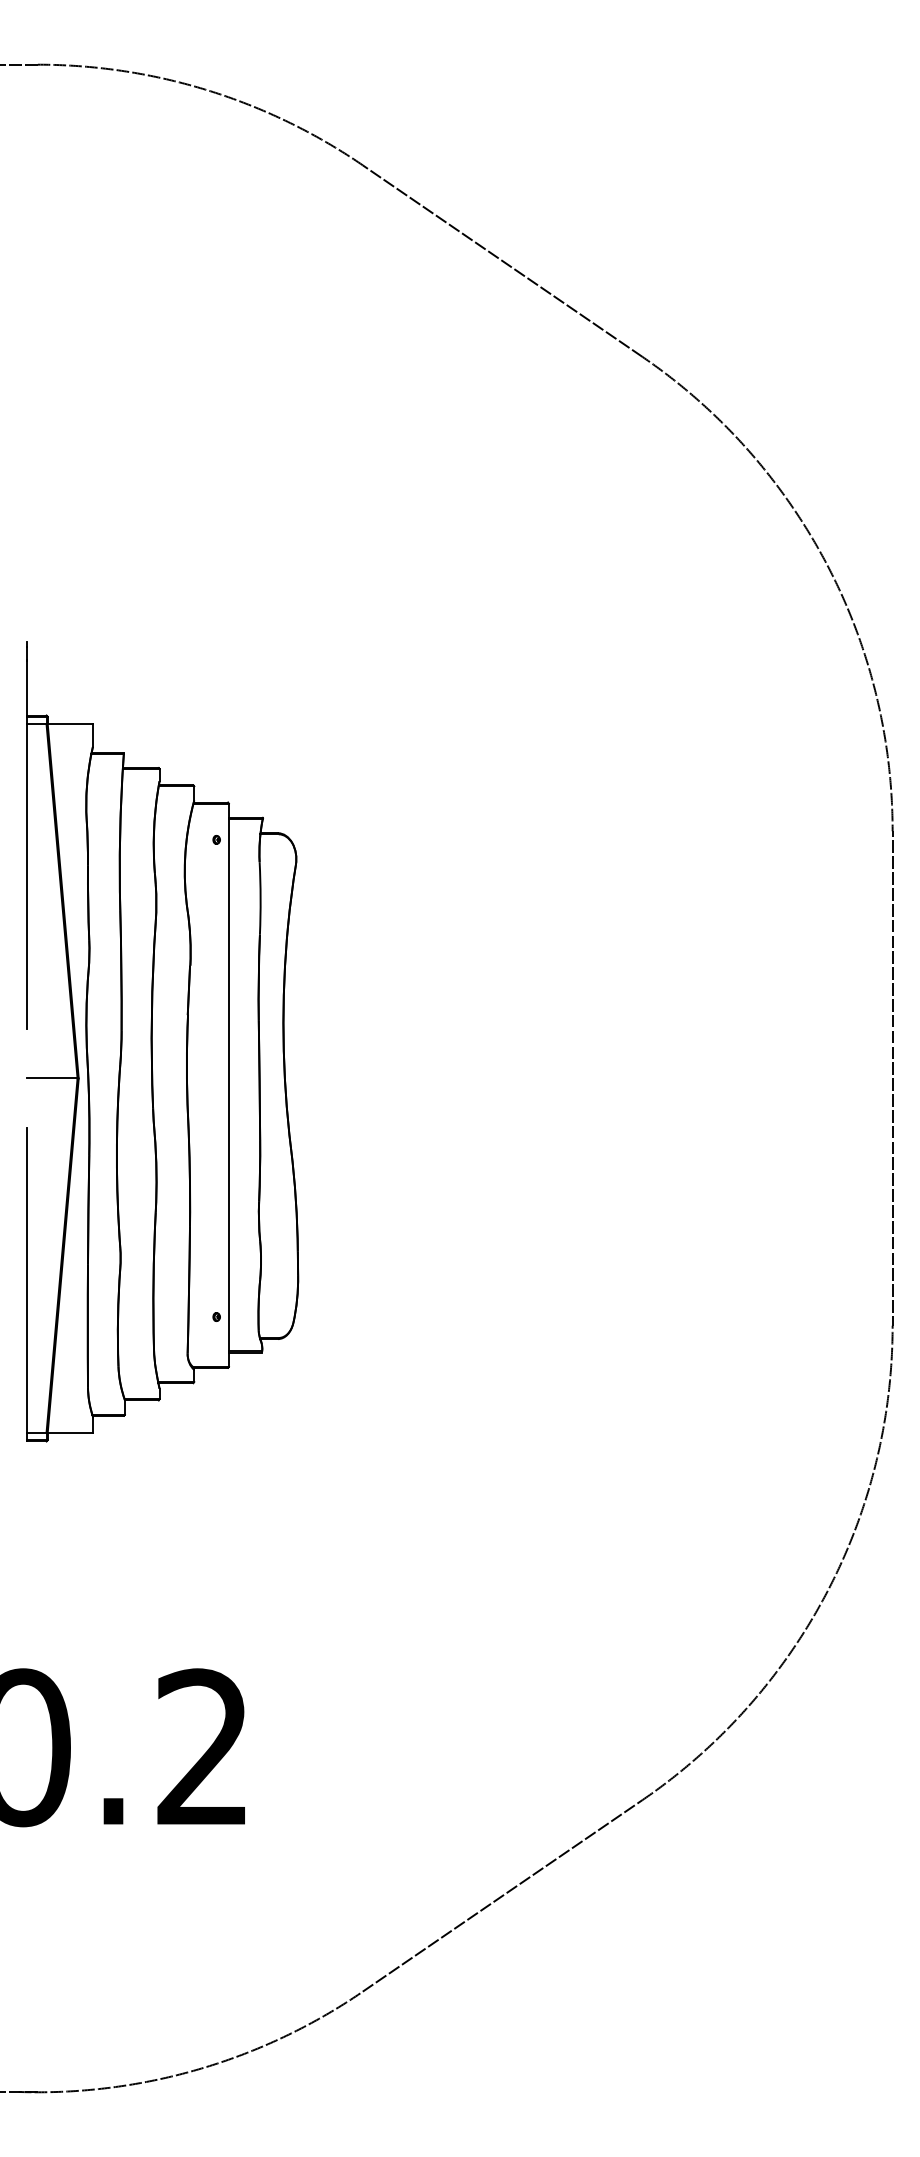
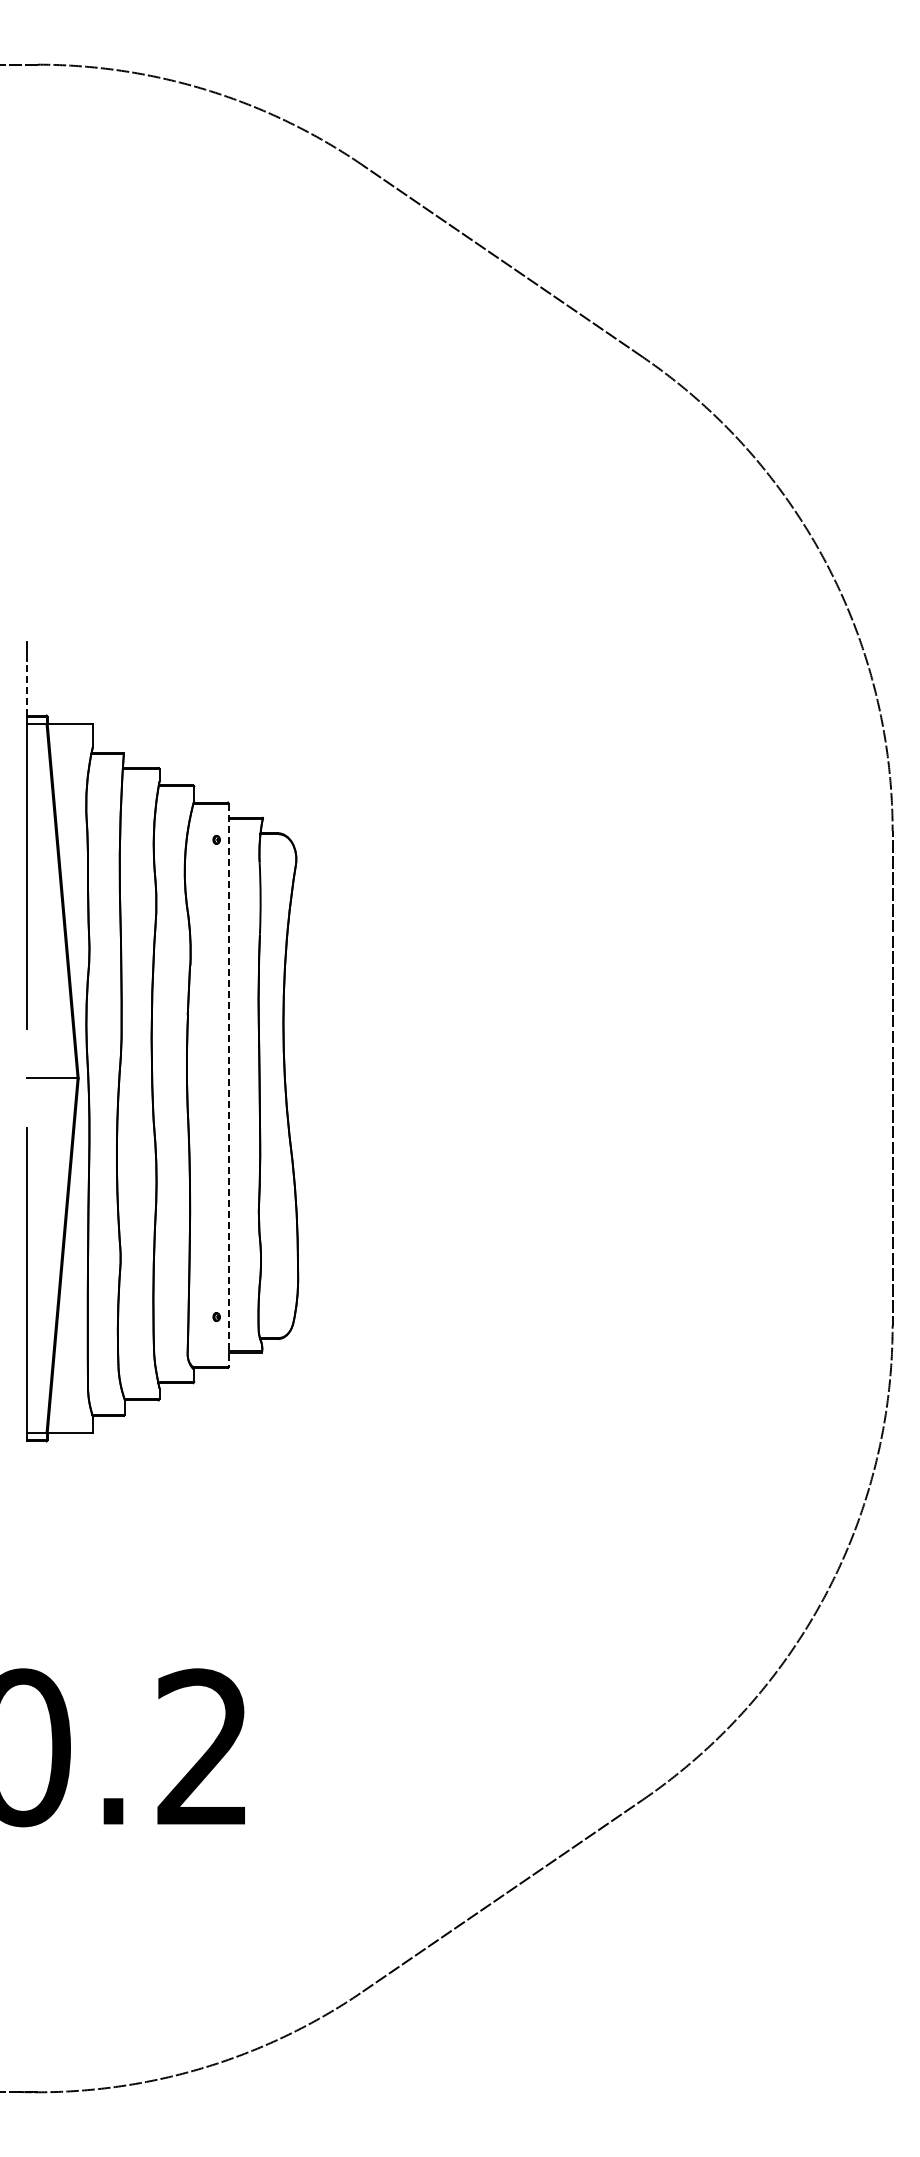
line: solid -> dashed (27, 688)
line: solid -> dashed (228, 1085)
